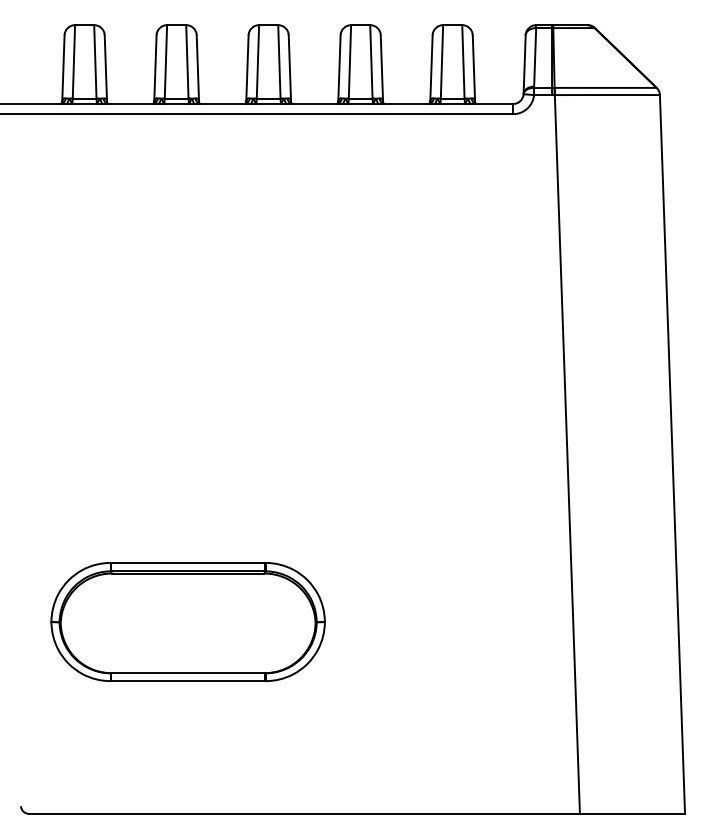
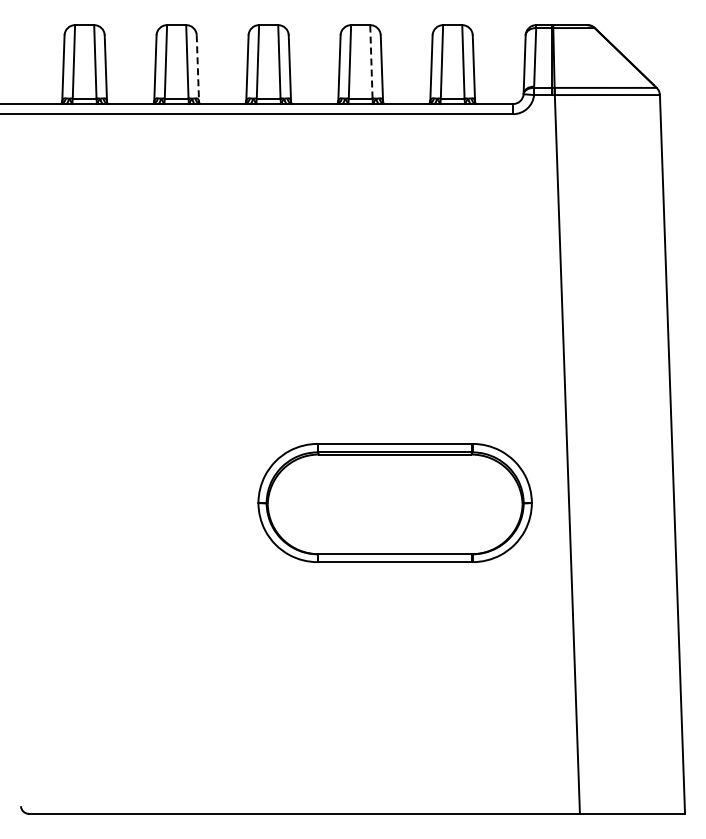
line: solid -> dashed (371, 61)
line: solid -> dashed (197, 68)
part position: (187, 621) -> (394, 502) (394, 502)
